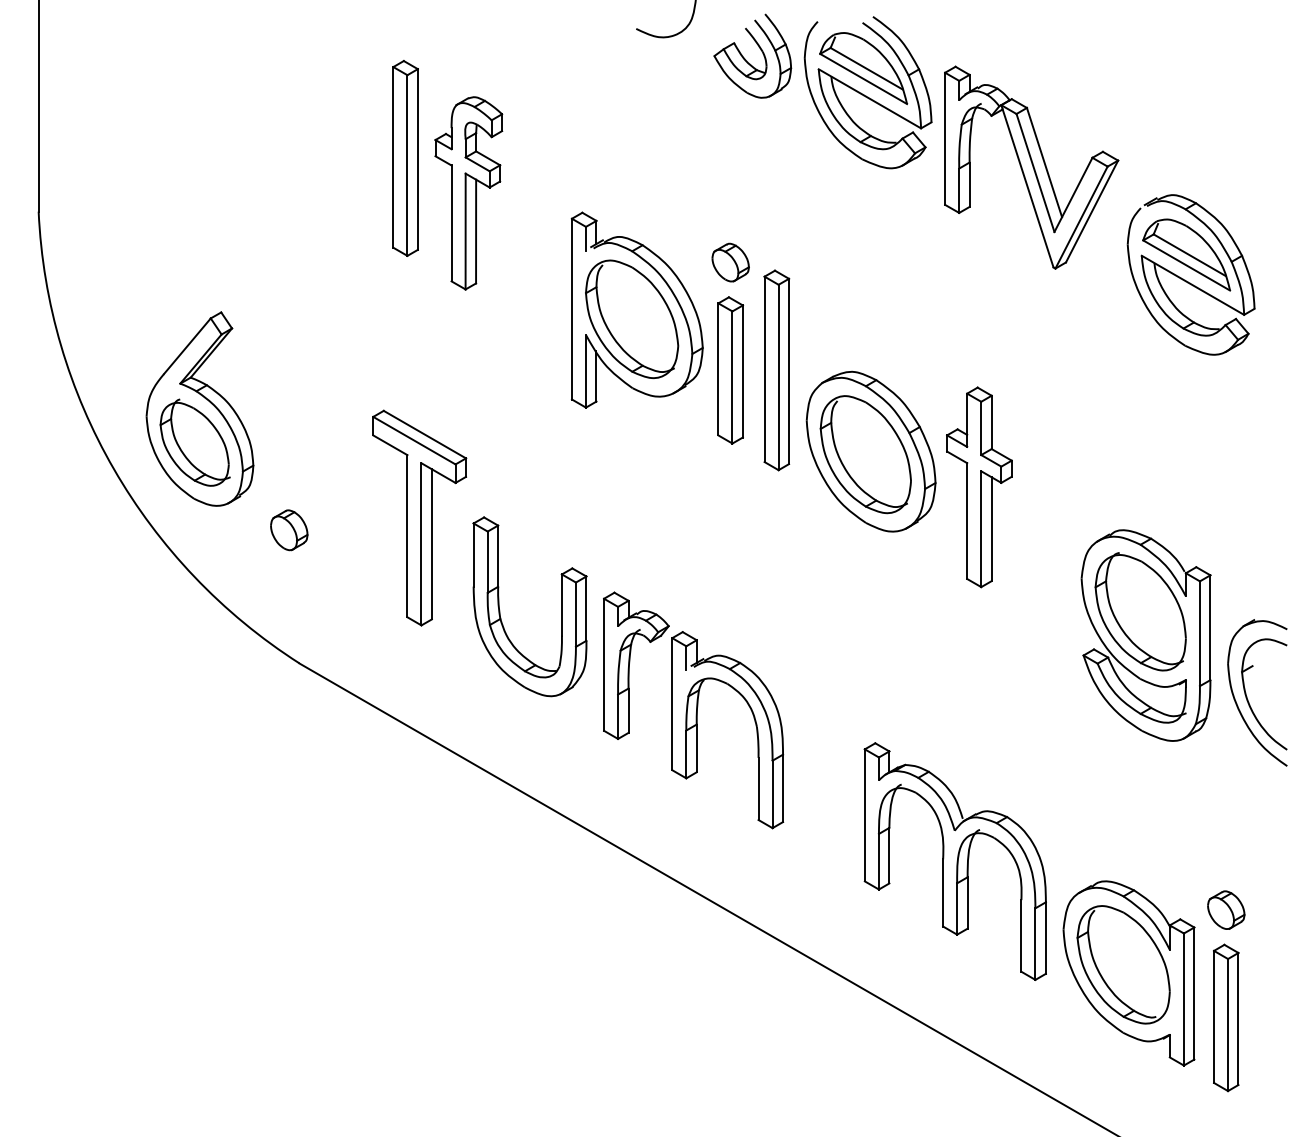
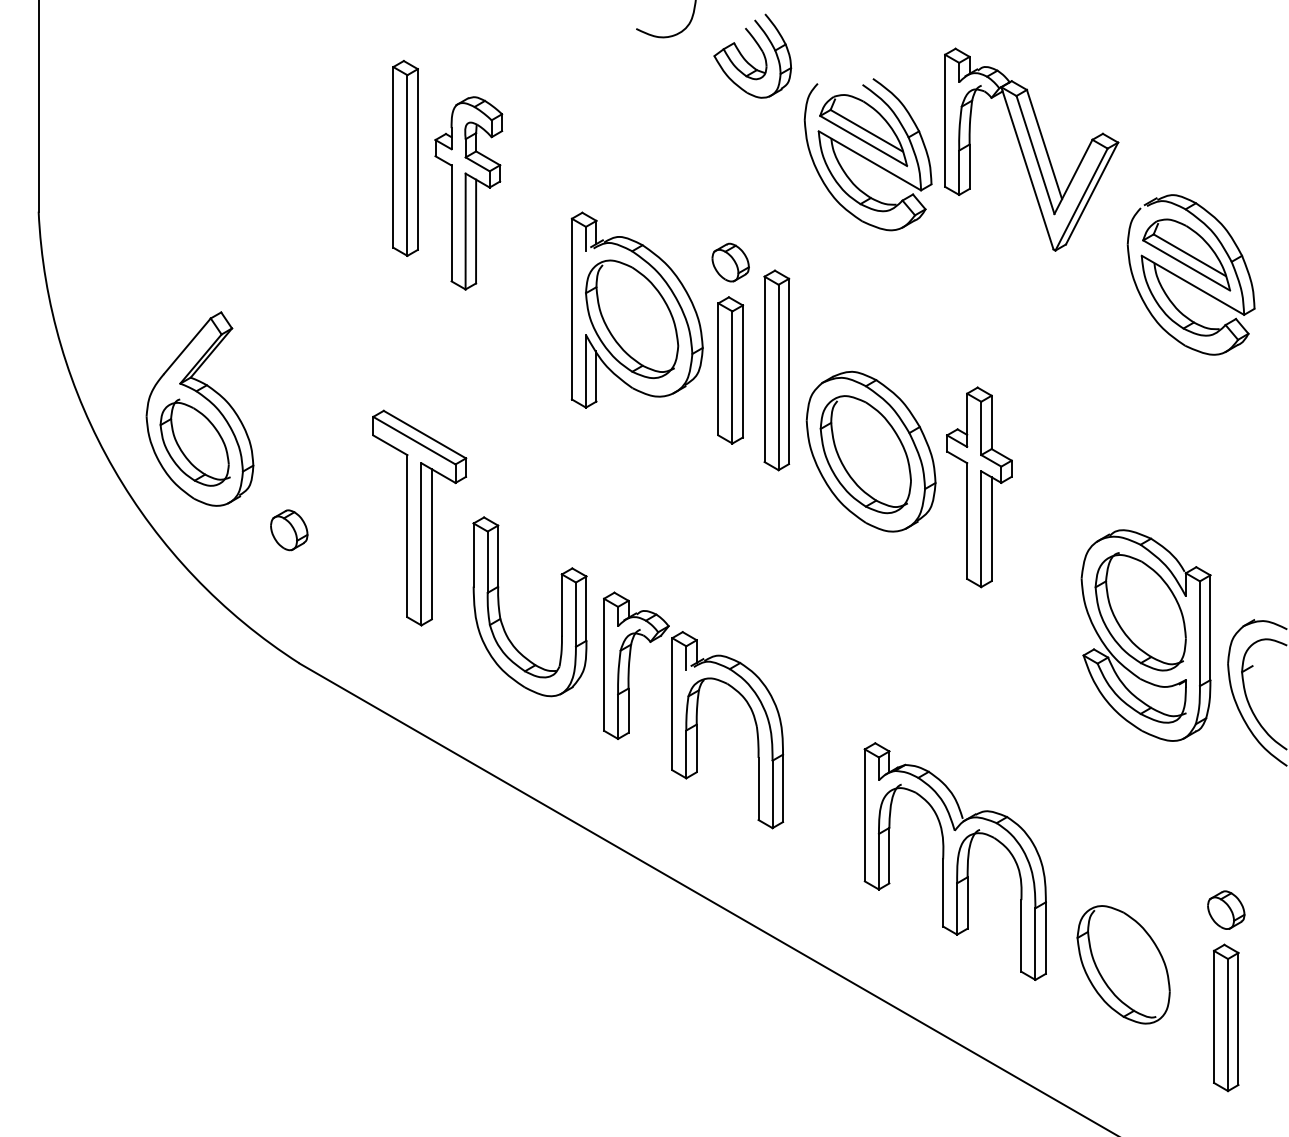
part position: (867, 92) -> (867, 154) (867, 154)
part position: (1031, 167) -> (1031, 149) (1031, 149)
part: present -> none (1128, 973)
